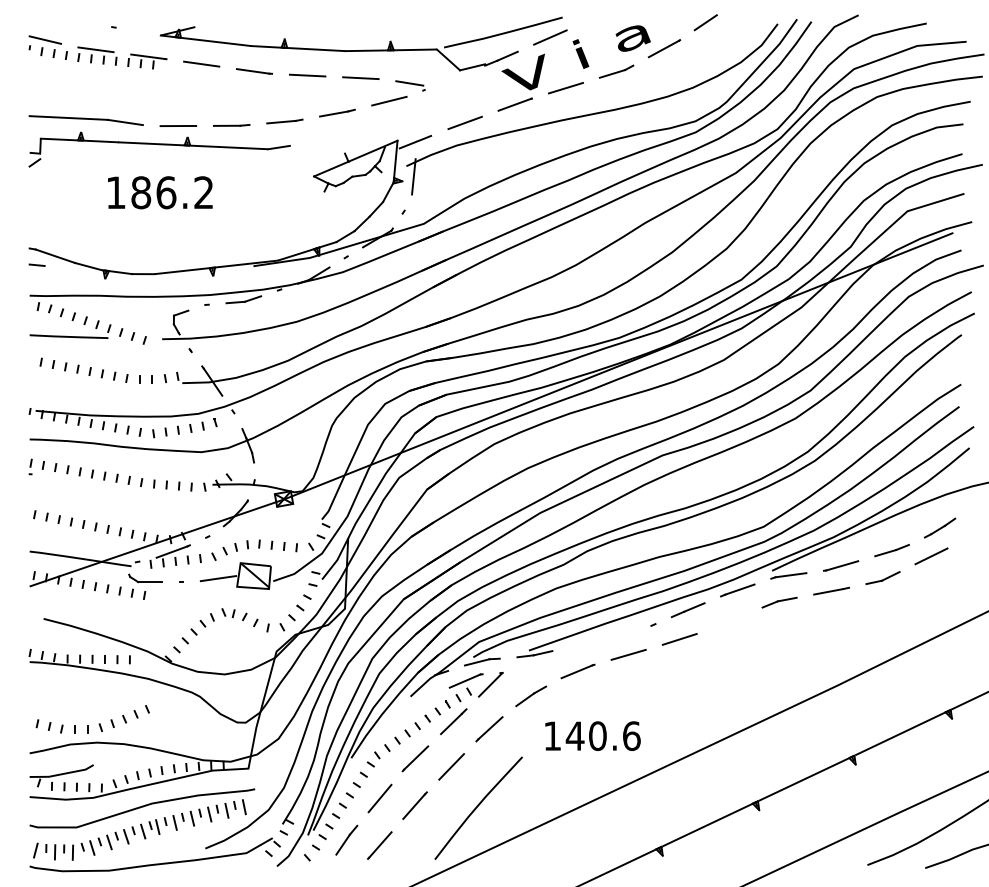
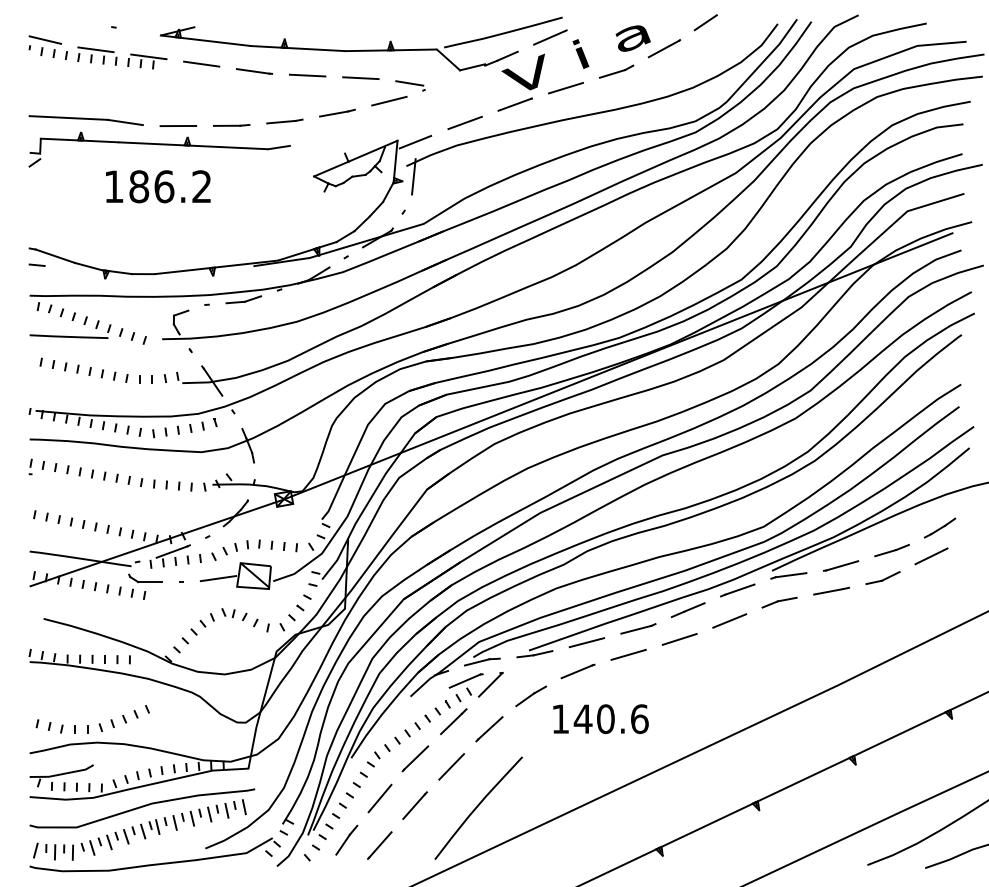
text position: (160, 192) -> (158, 186) (158, 186)
line: none -> present (729, 620)
line: none -> present (636, 629)
line: none -> present (586, 642)
text position: (592, 735) -> (600, 718) (600, 718)
